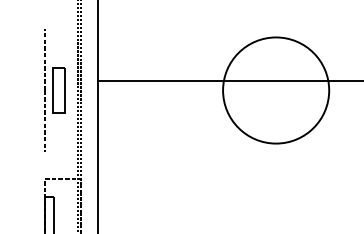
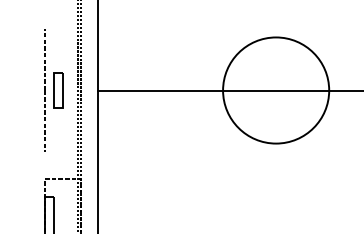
line position: (229, 80) -> (229, 90) (229, 90)
part size: 14x47 px -> 11x37 px (58, 90)
